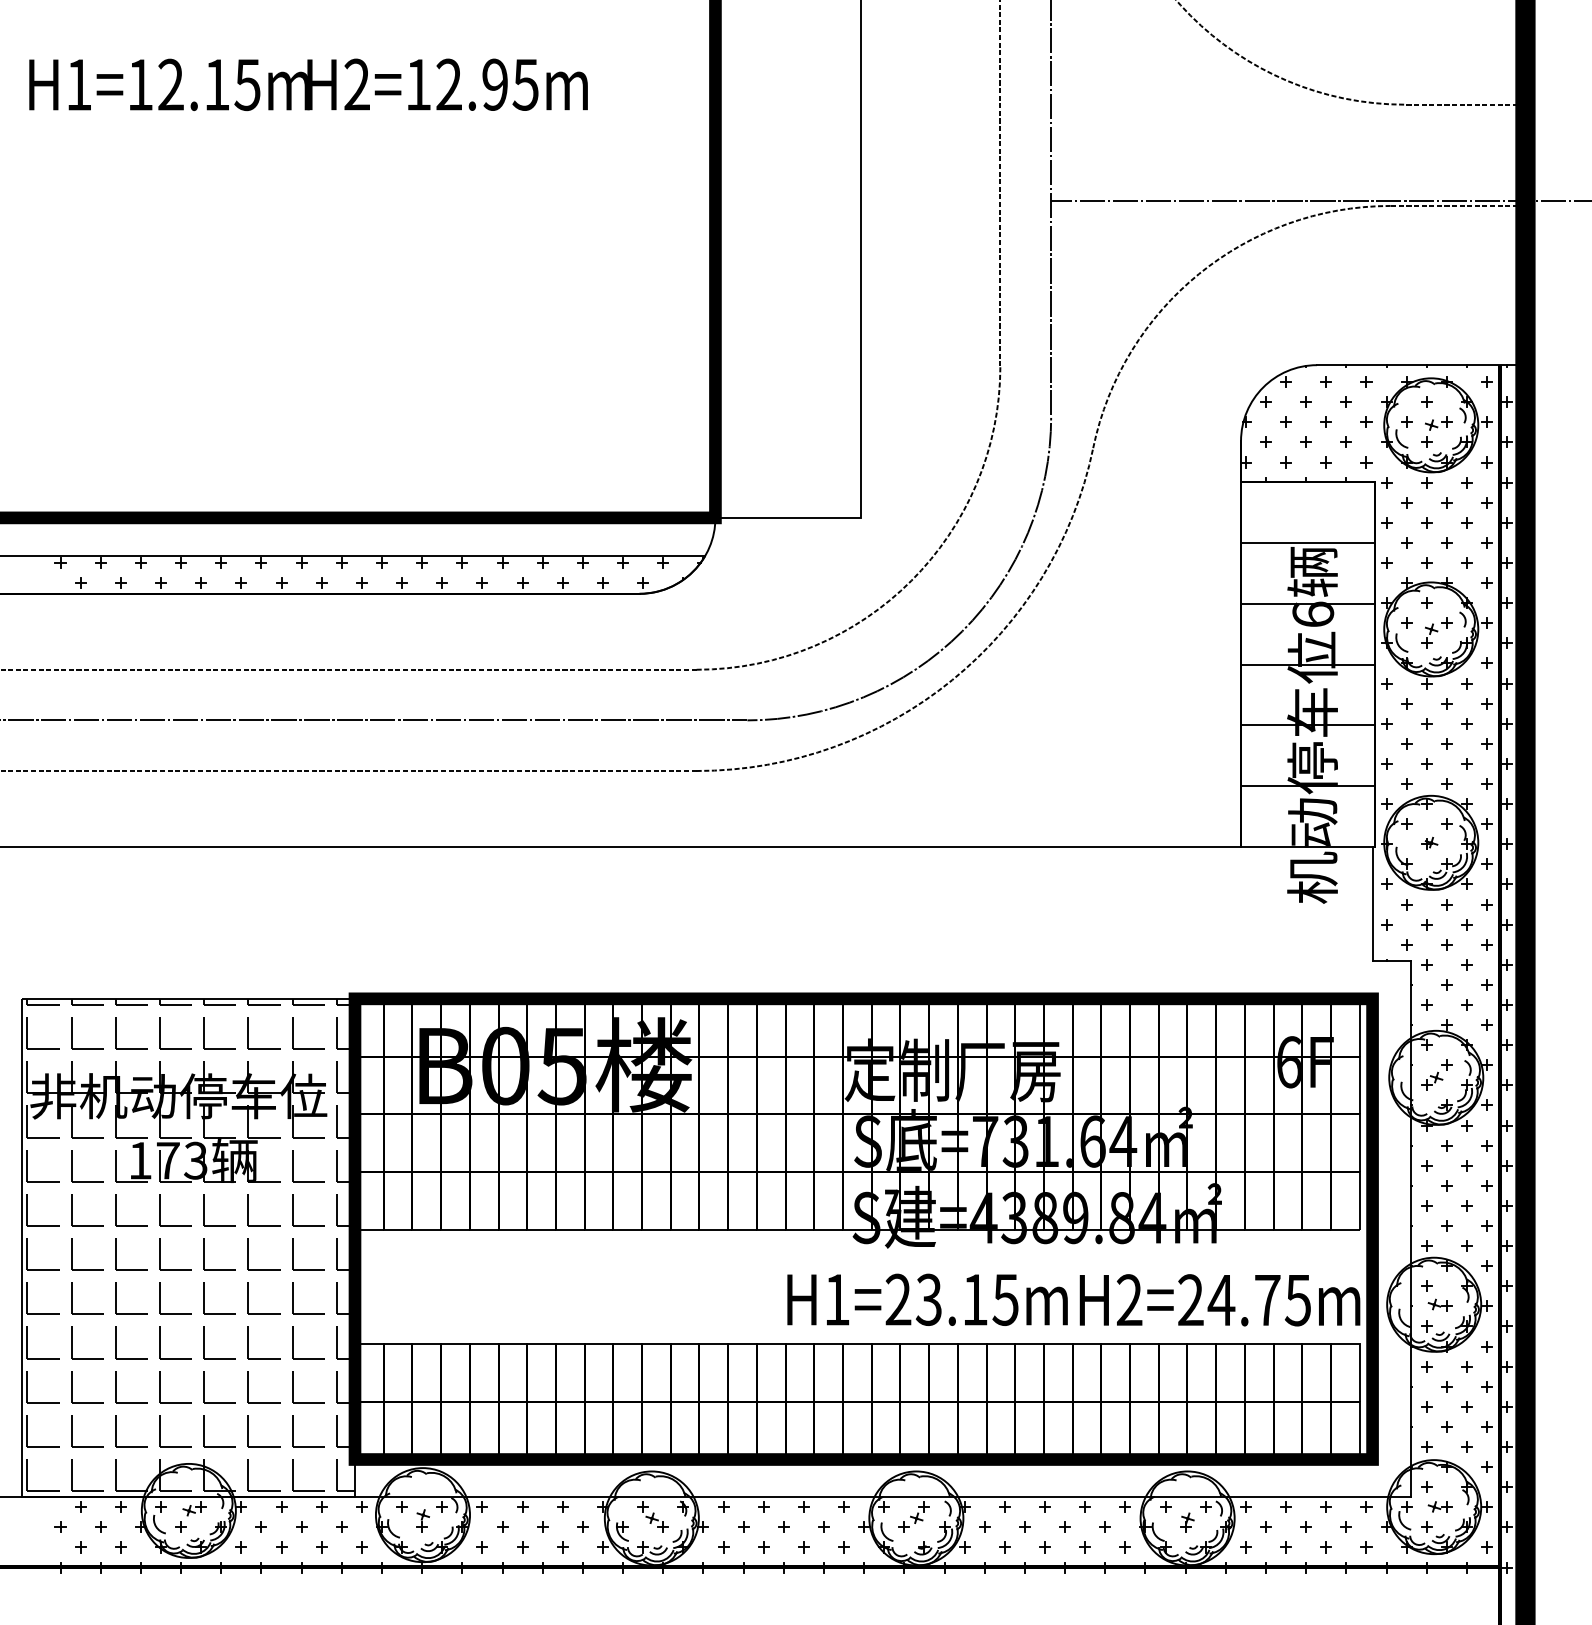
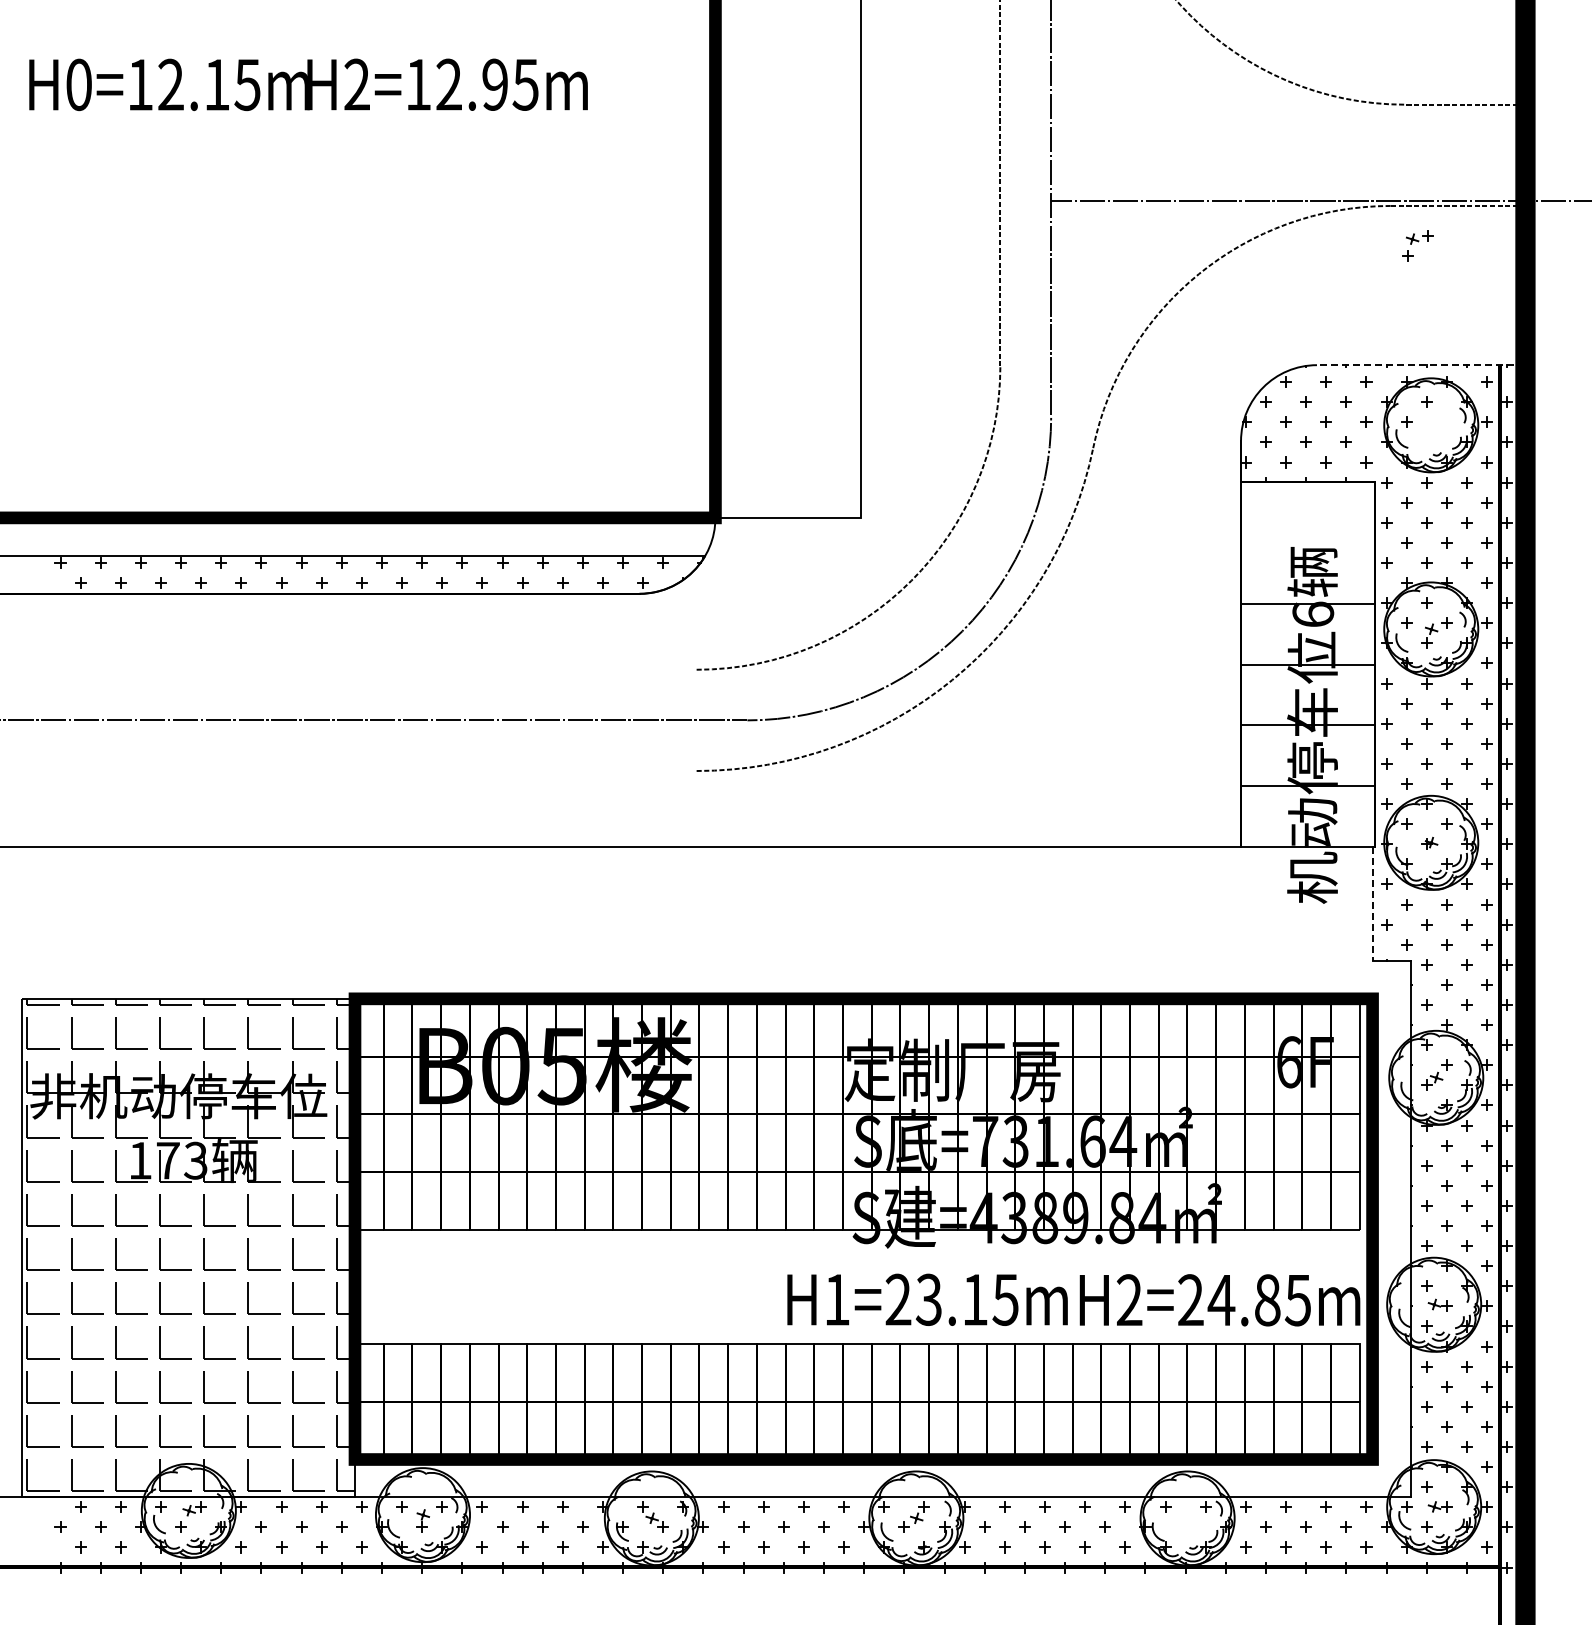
text: H1=12.15m -> H0=12.15m (78, 84)
line: solid -> dashed (1420, 365)
part position: (1436, 431) -> (1417, 245) (1417, 245)
line: present -> none (1308, 543)
line: present -> none (349, 669)
line: present -> none (349, 771)
line: solid -> dashed (1372, 903)
text: H2=24.75m -> H2=24.85m (1267, 1300)
part: present -> none (1187, 1522)
